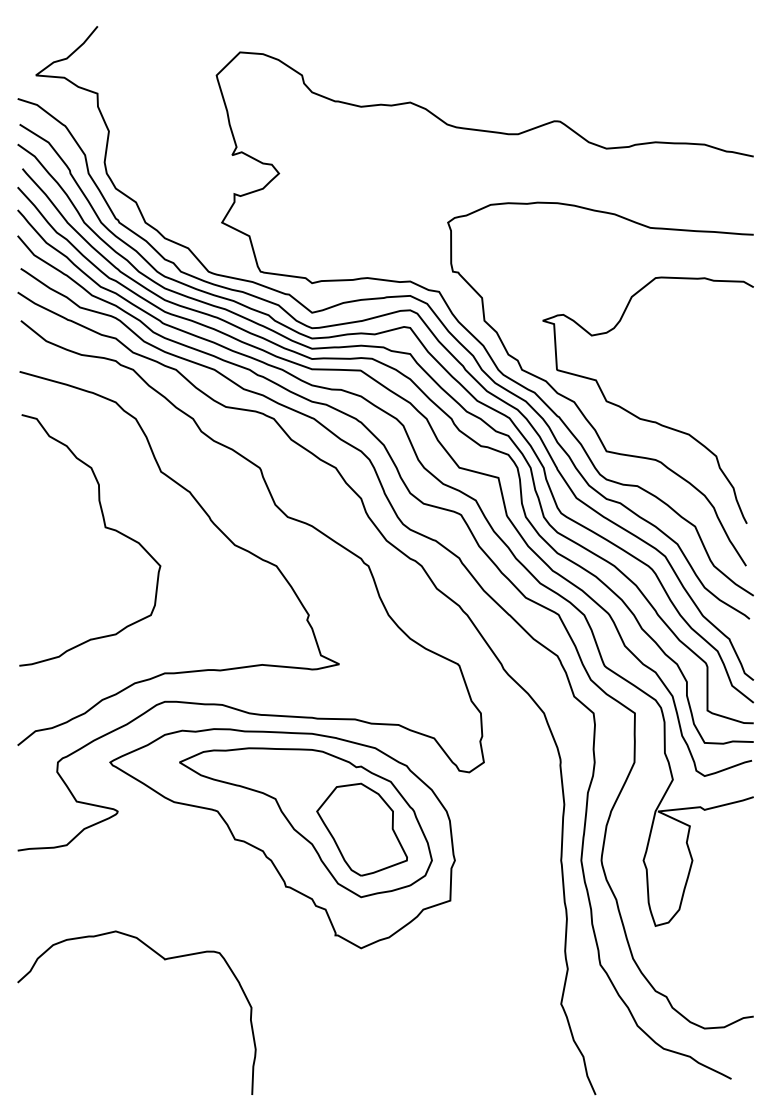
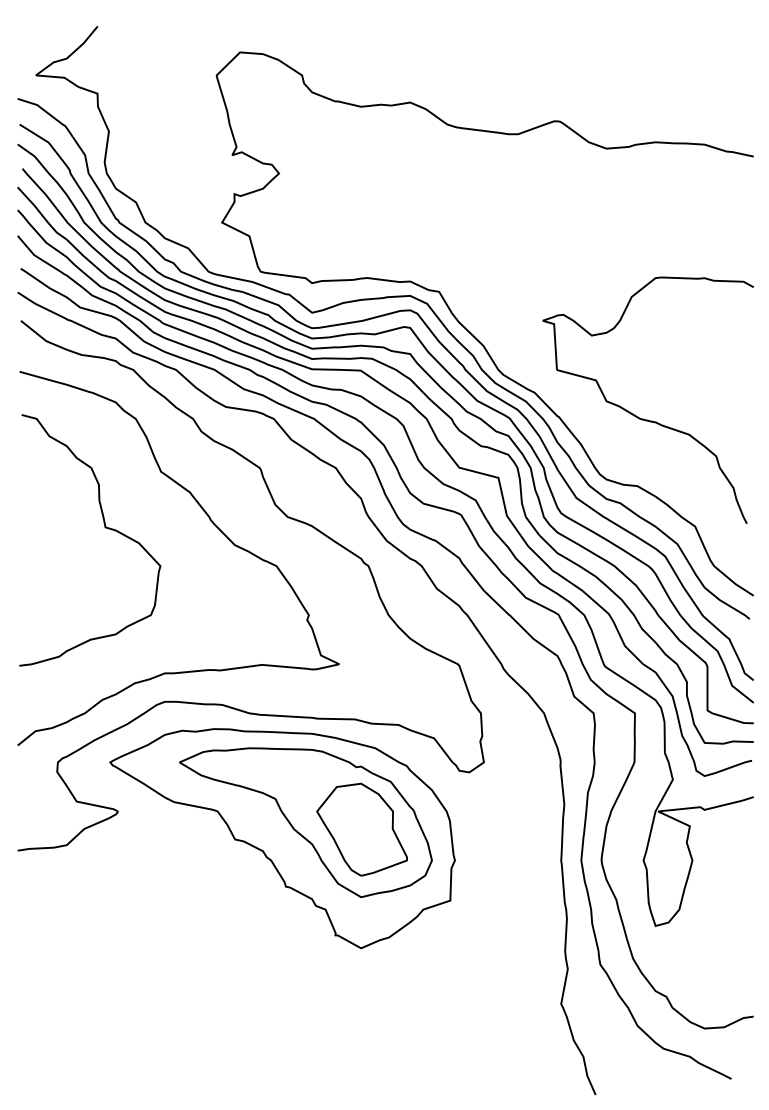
curve: present -> none (577, 404)
curve: present -> none (164, 960)
